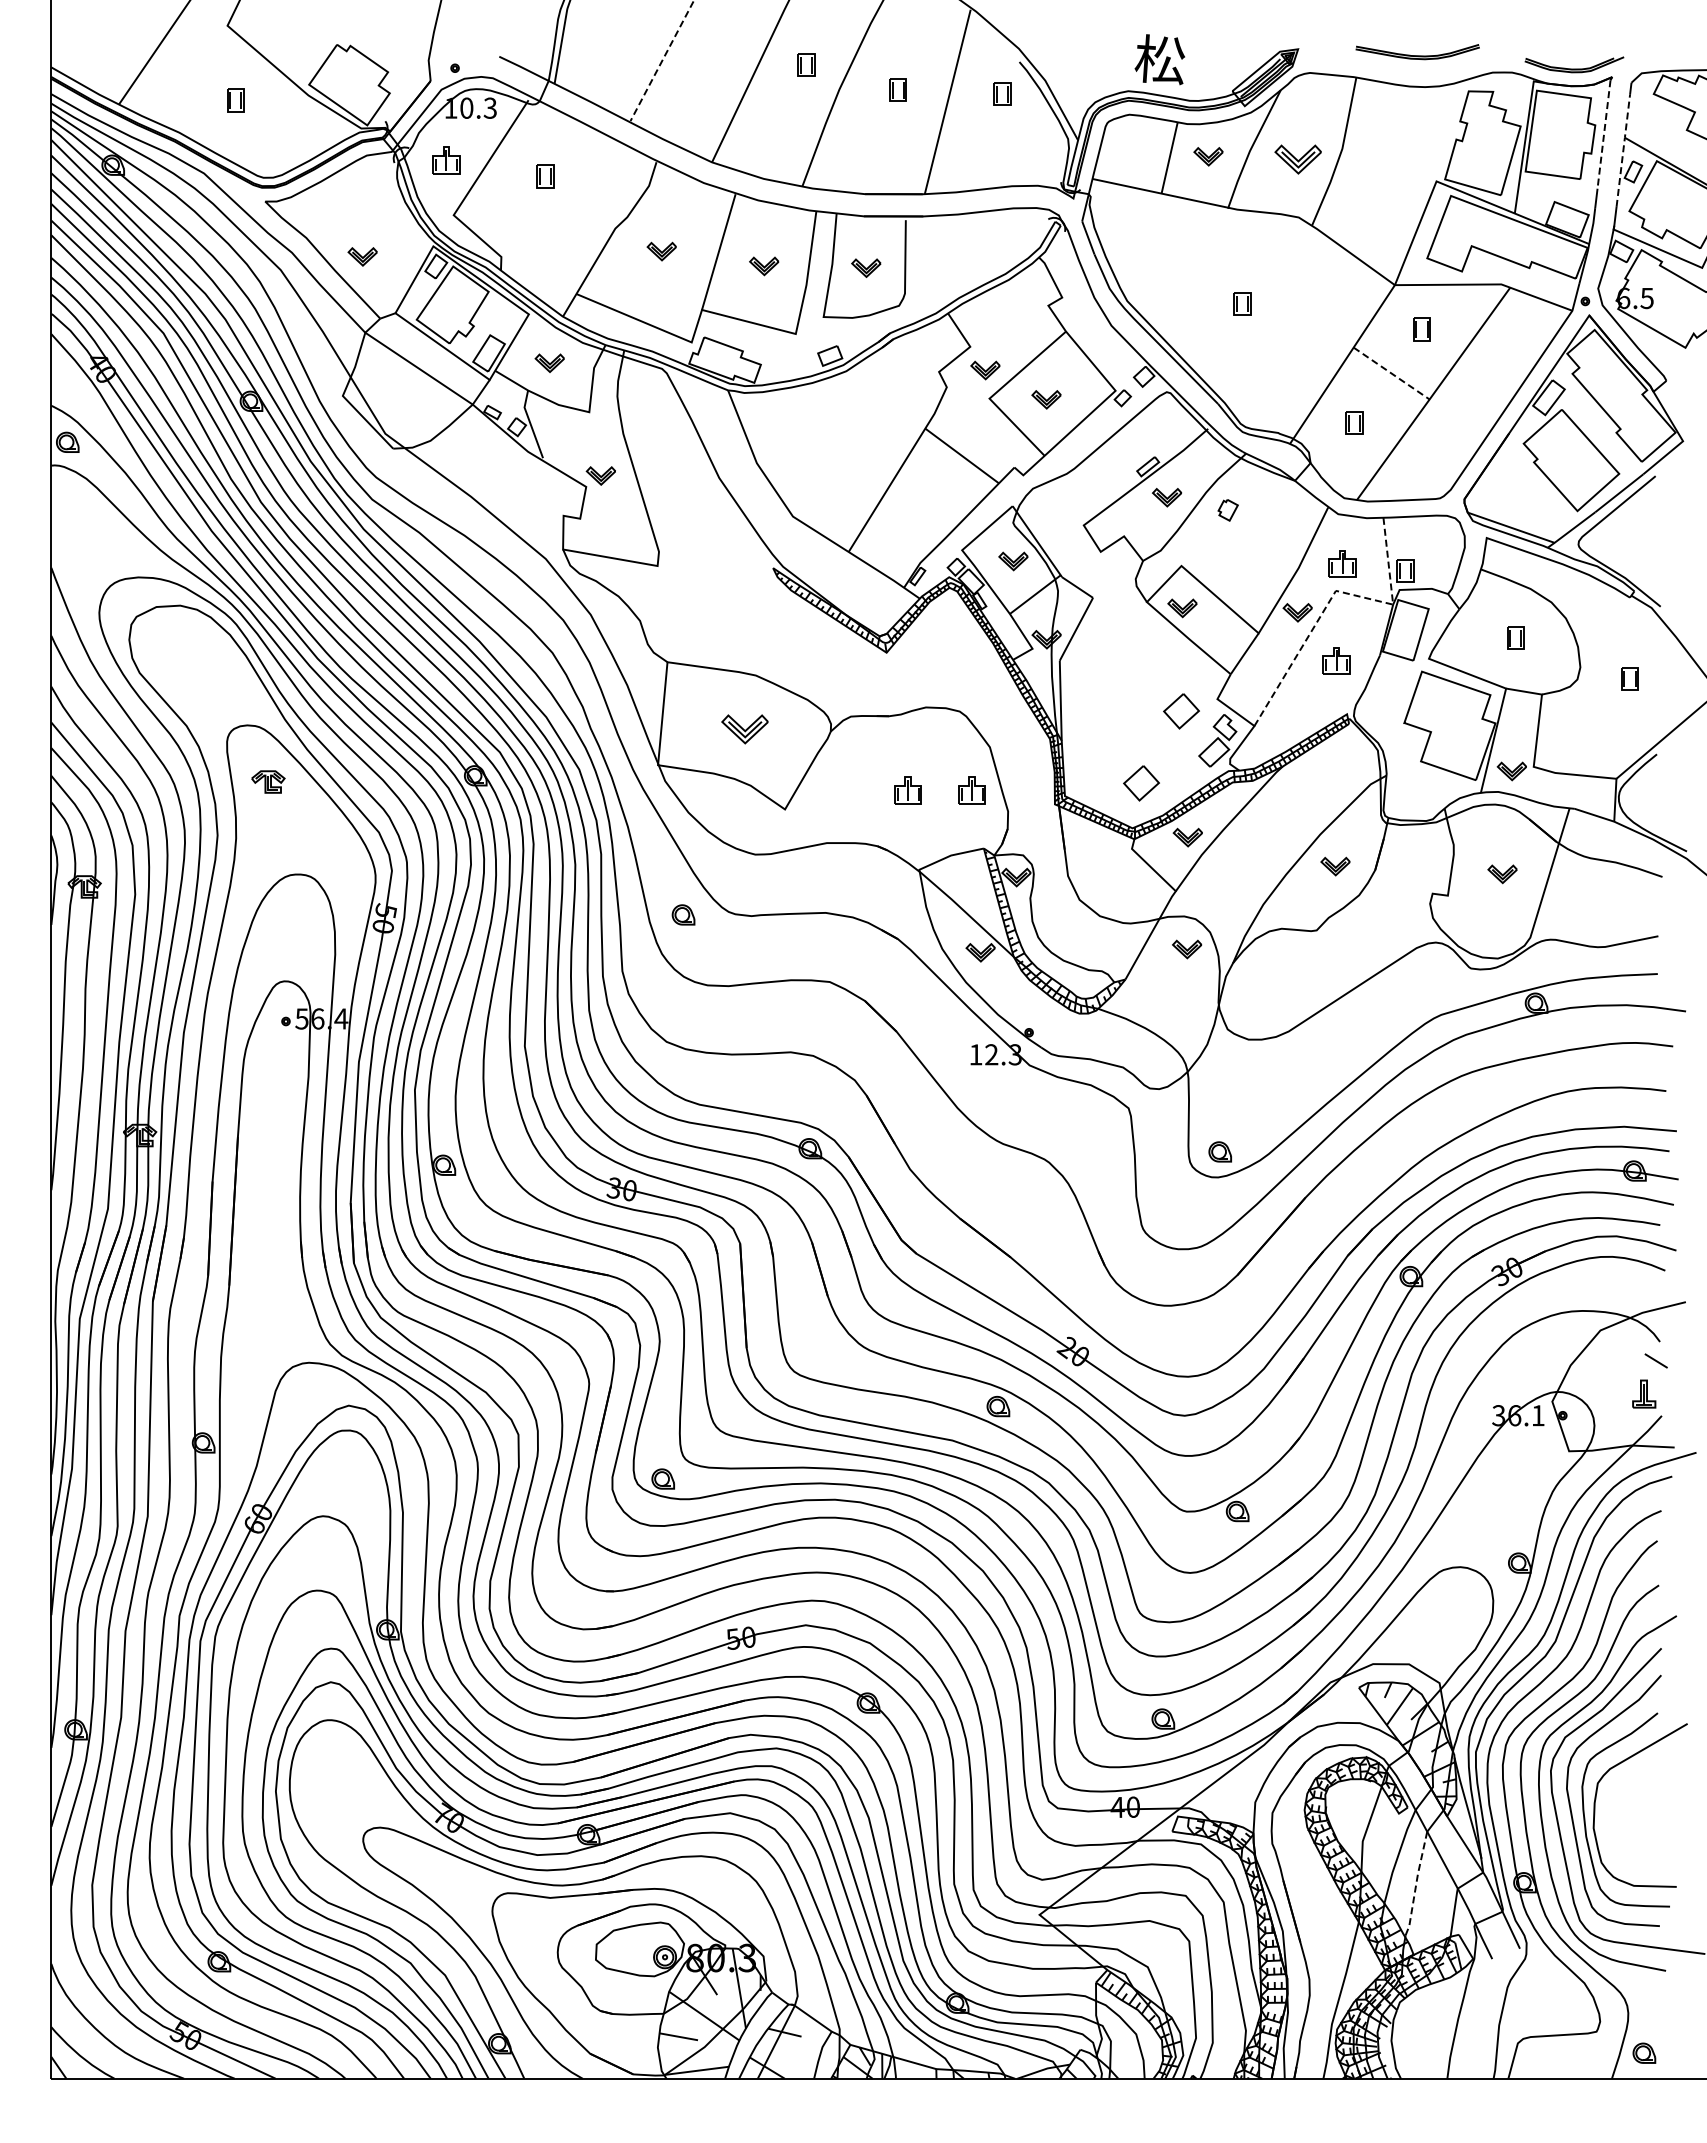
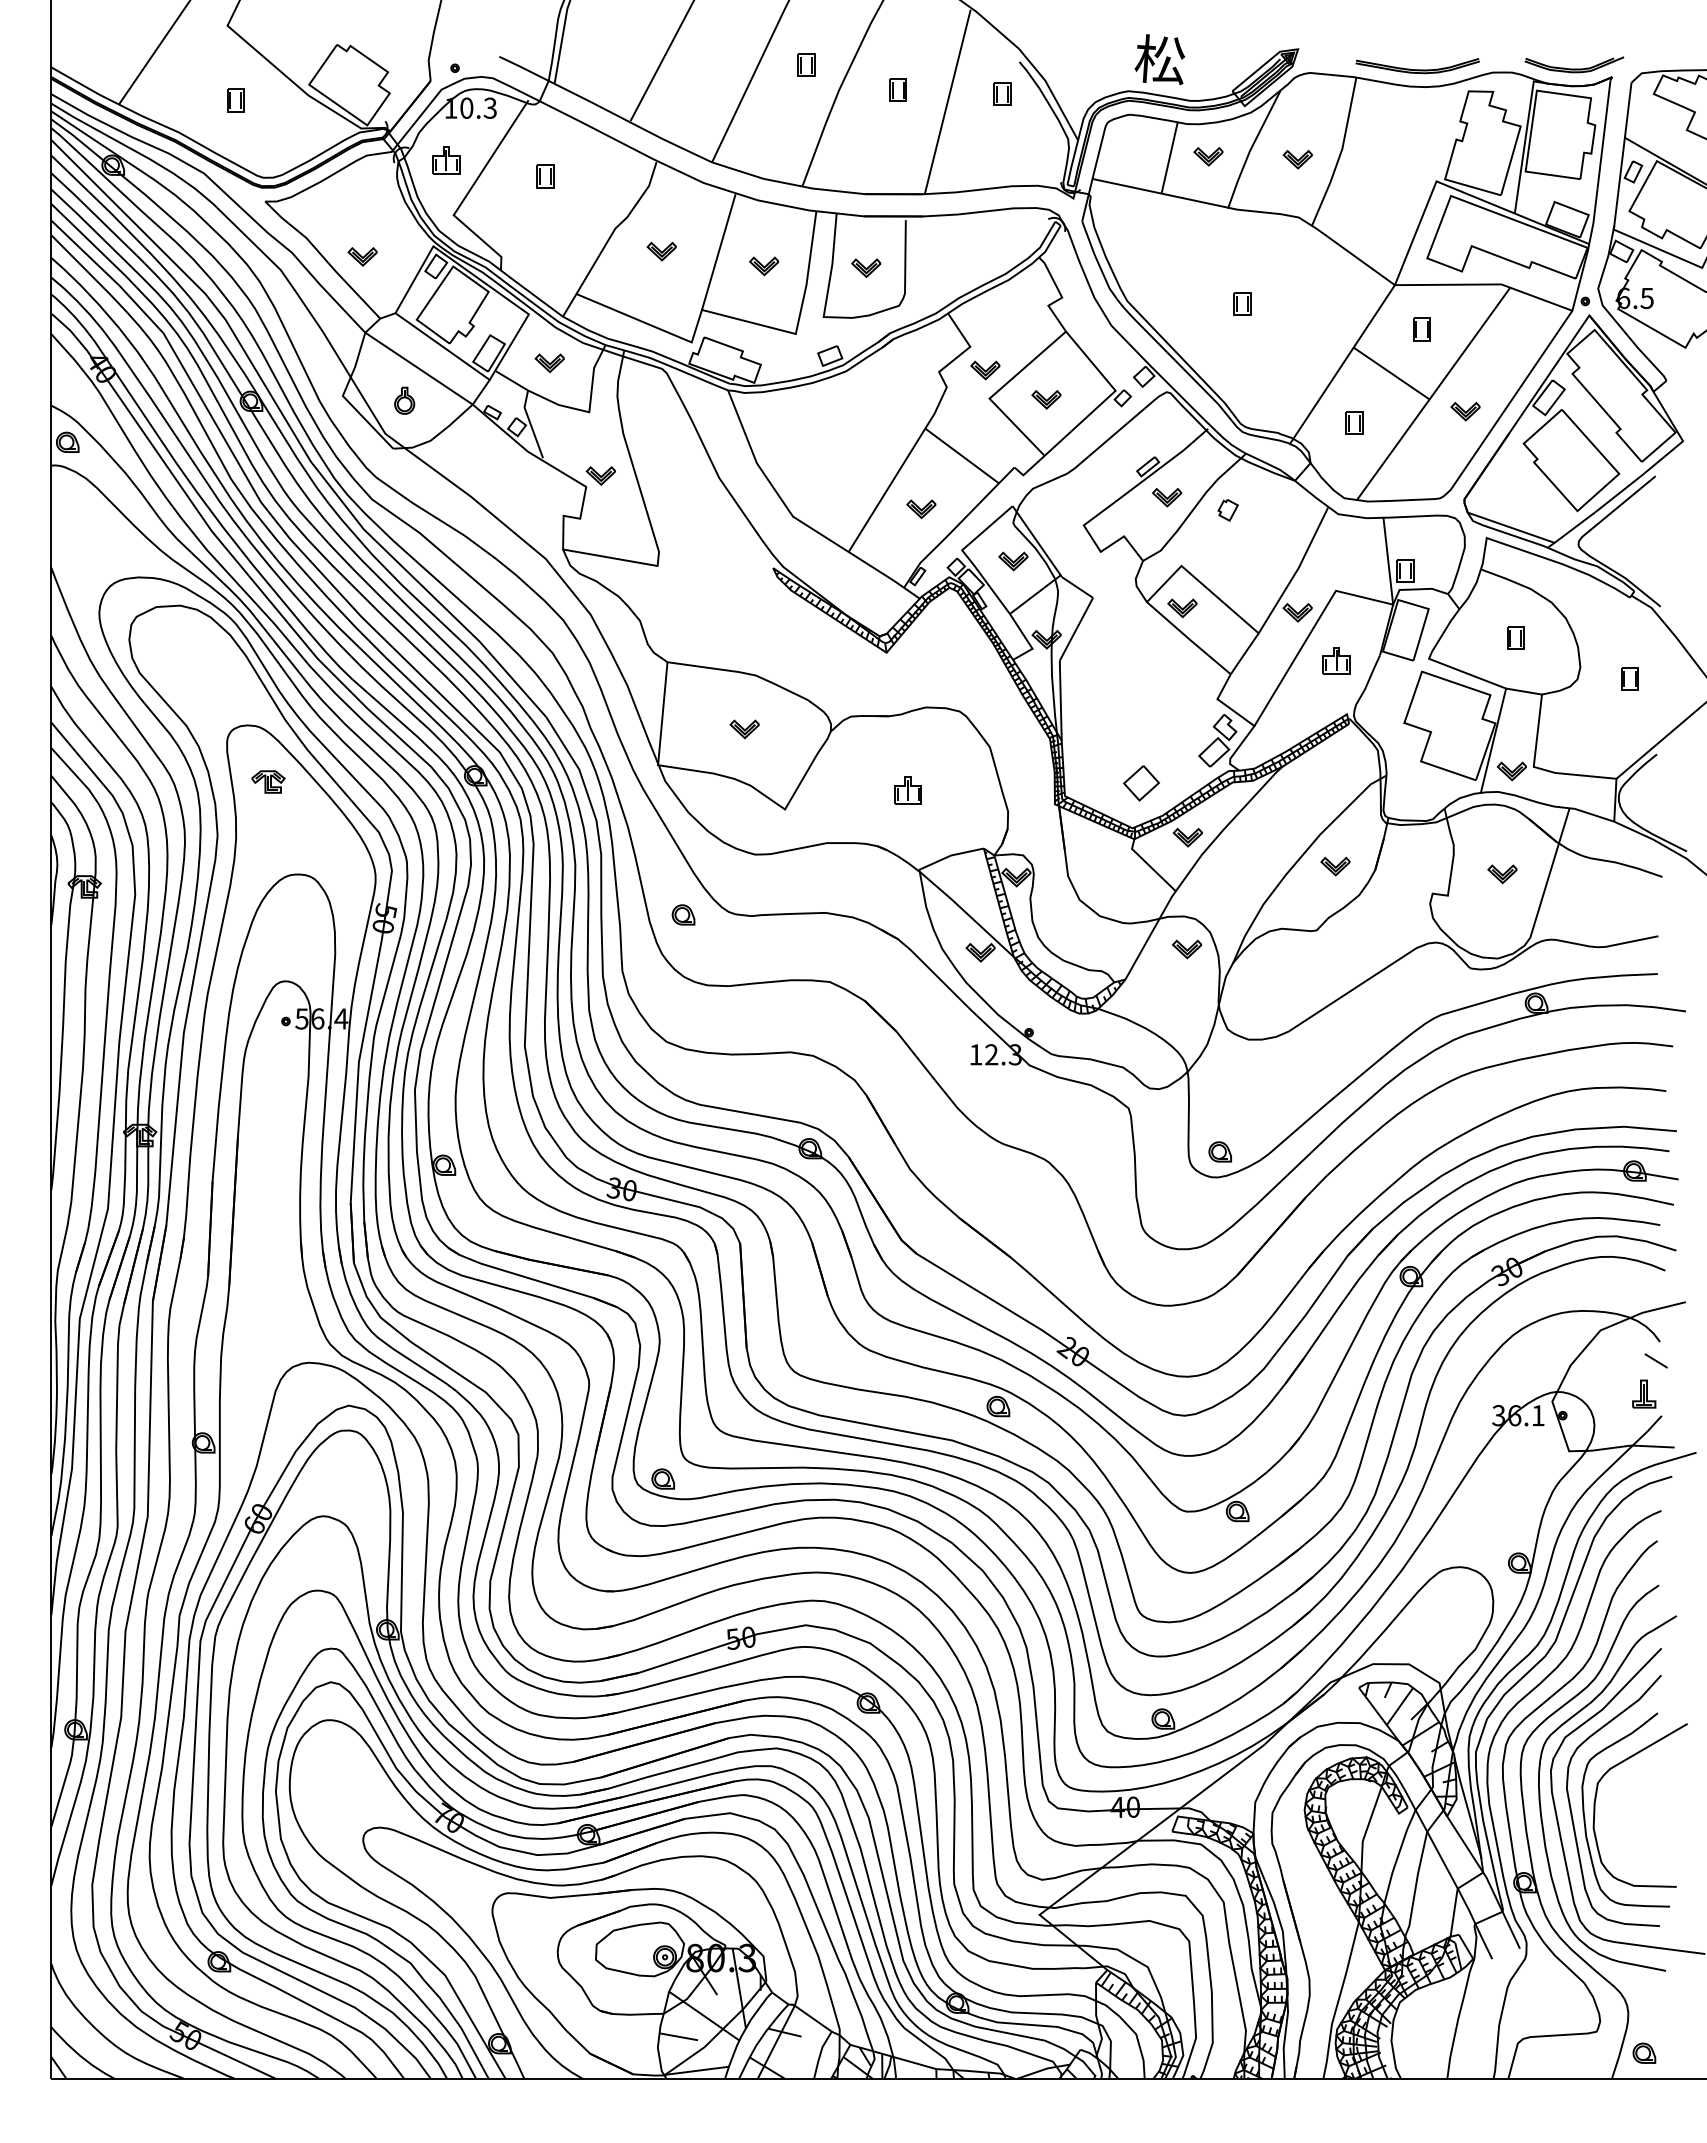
part position: (1417, 52) -> (1417, 66) (1417, 66)
line: dashed -> solid (662, 61)
line: dashed -> solid (1604, 134)
line: dashed -> solid (1623, 149)
part size: 48x31 px -> 31x20 px (1297, 159)
line: dashed -> solid (1391, 373)
part: none -> present (404, 400)
part: none -> present (1465, 411)
part: none -> present (921, 509)
part: present -> none (1342, 563)
line: dashed -> solid (1333, 594)
part: present -> none (1181, 711)
part size: 48x31 px -> 31x21 px (744, 729)
part: present -> none (971, 790)
line: dashed -> solid (1416, 1884)
